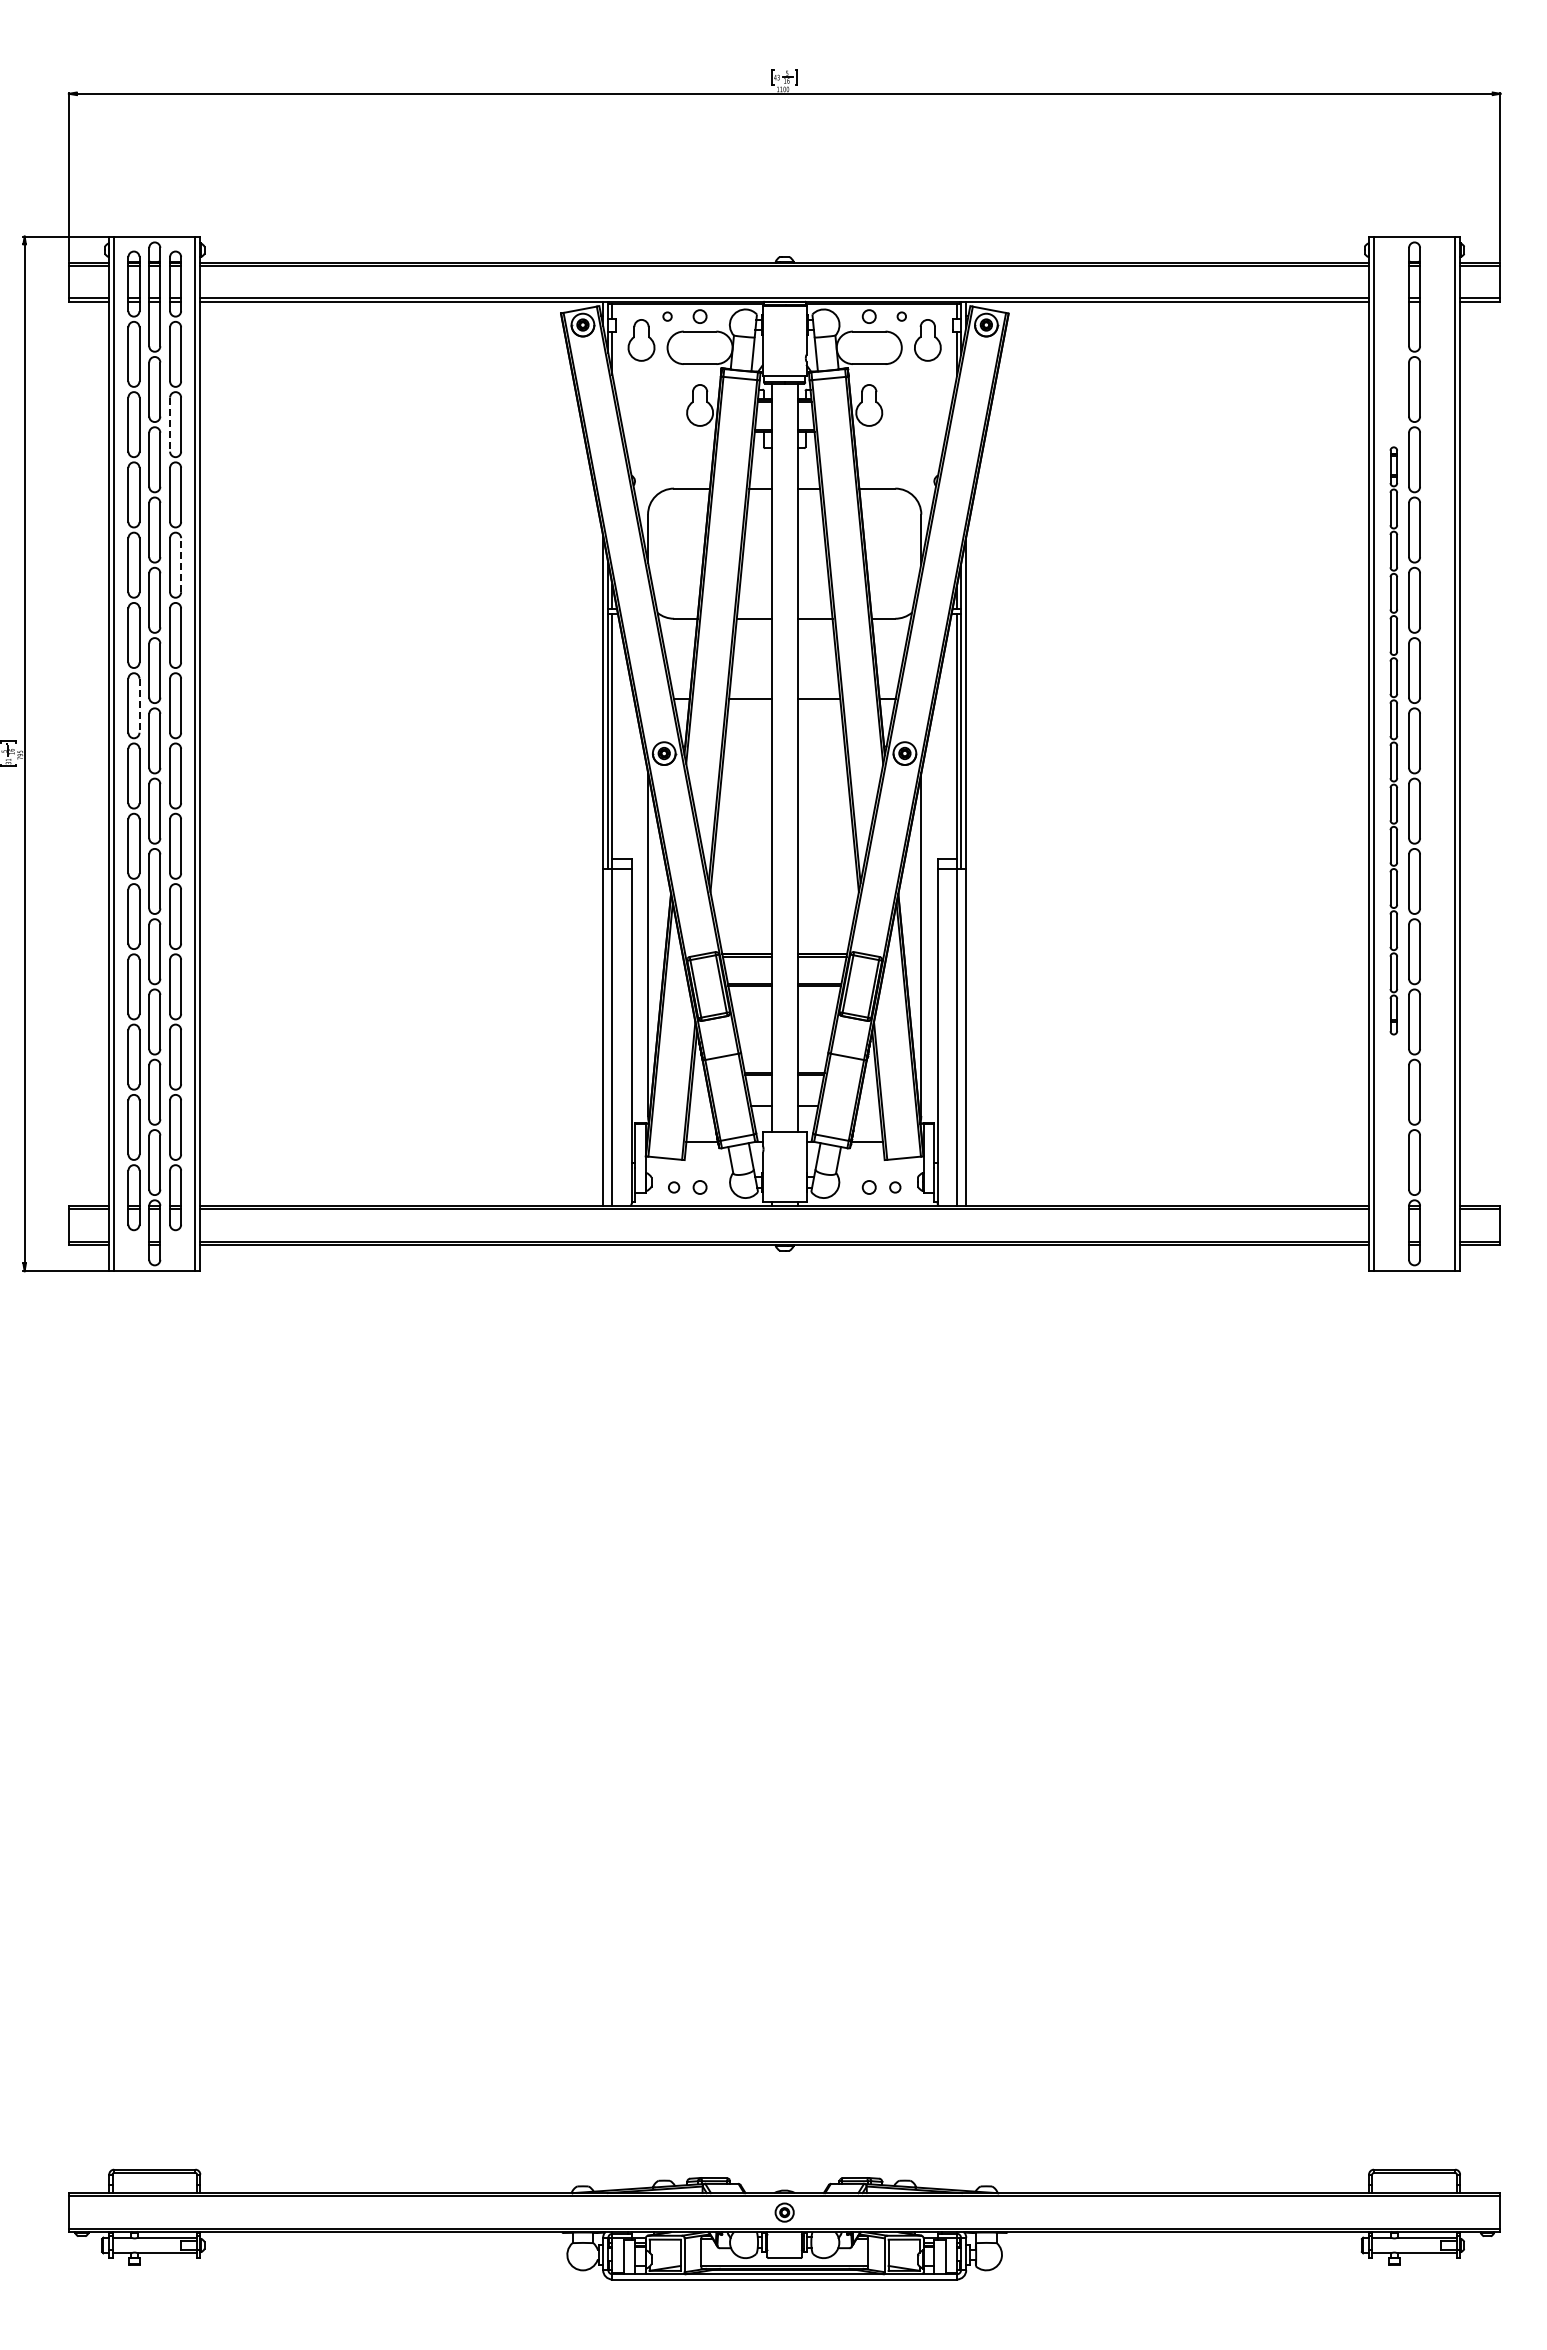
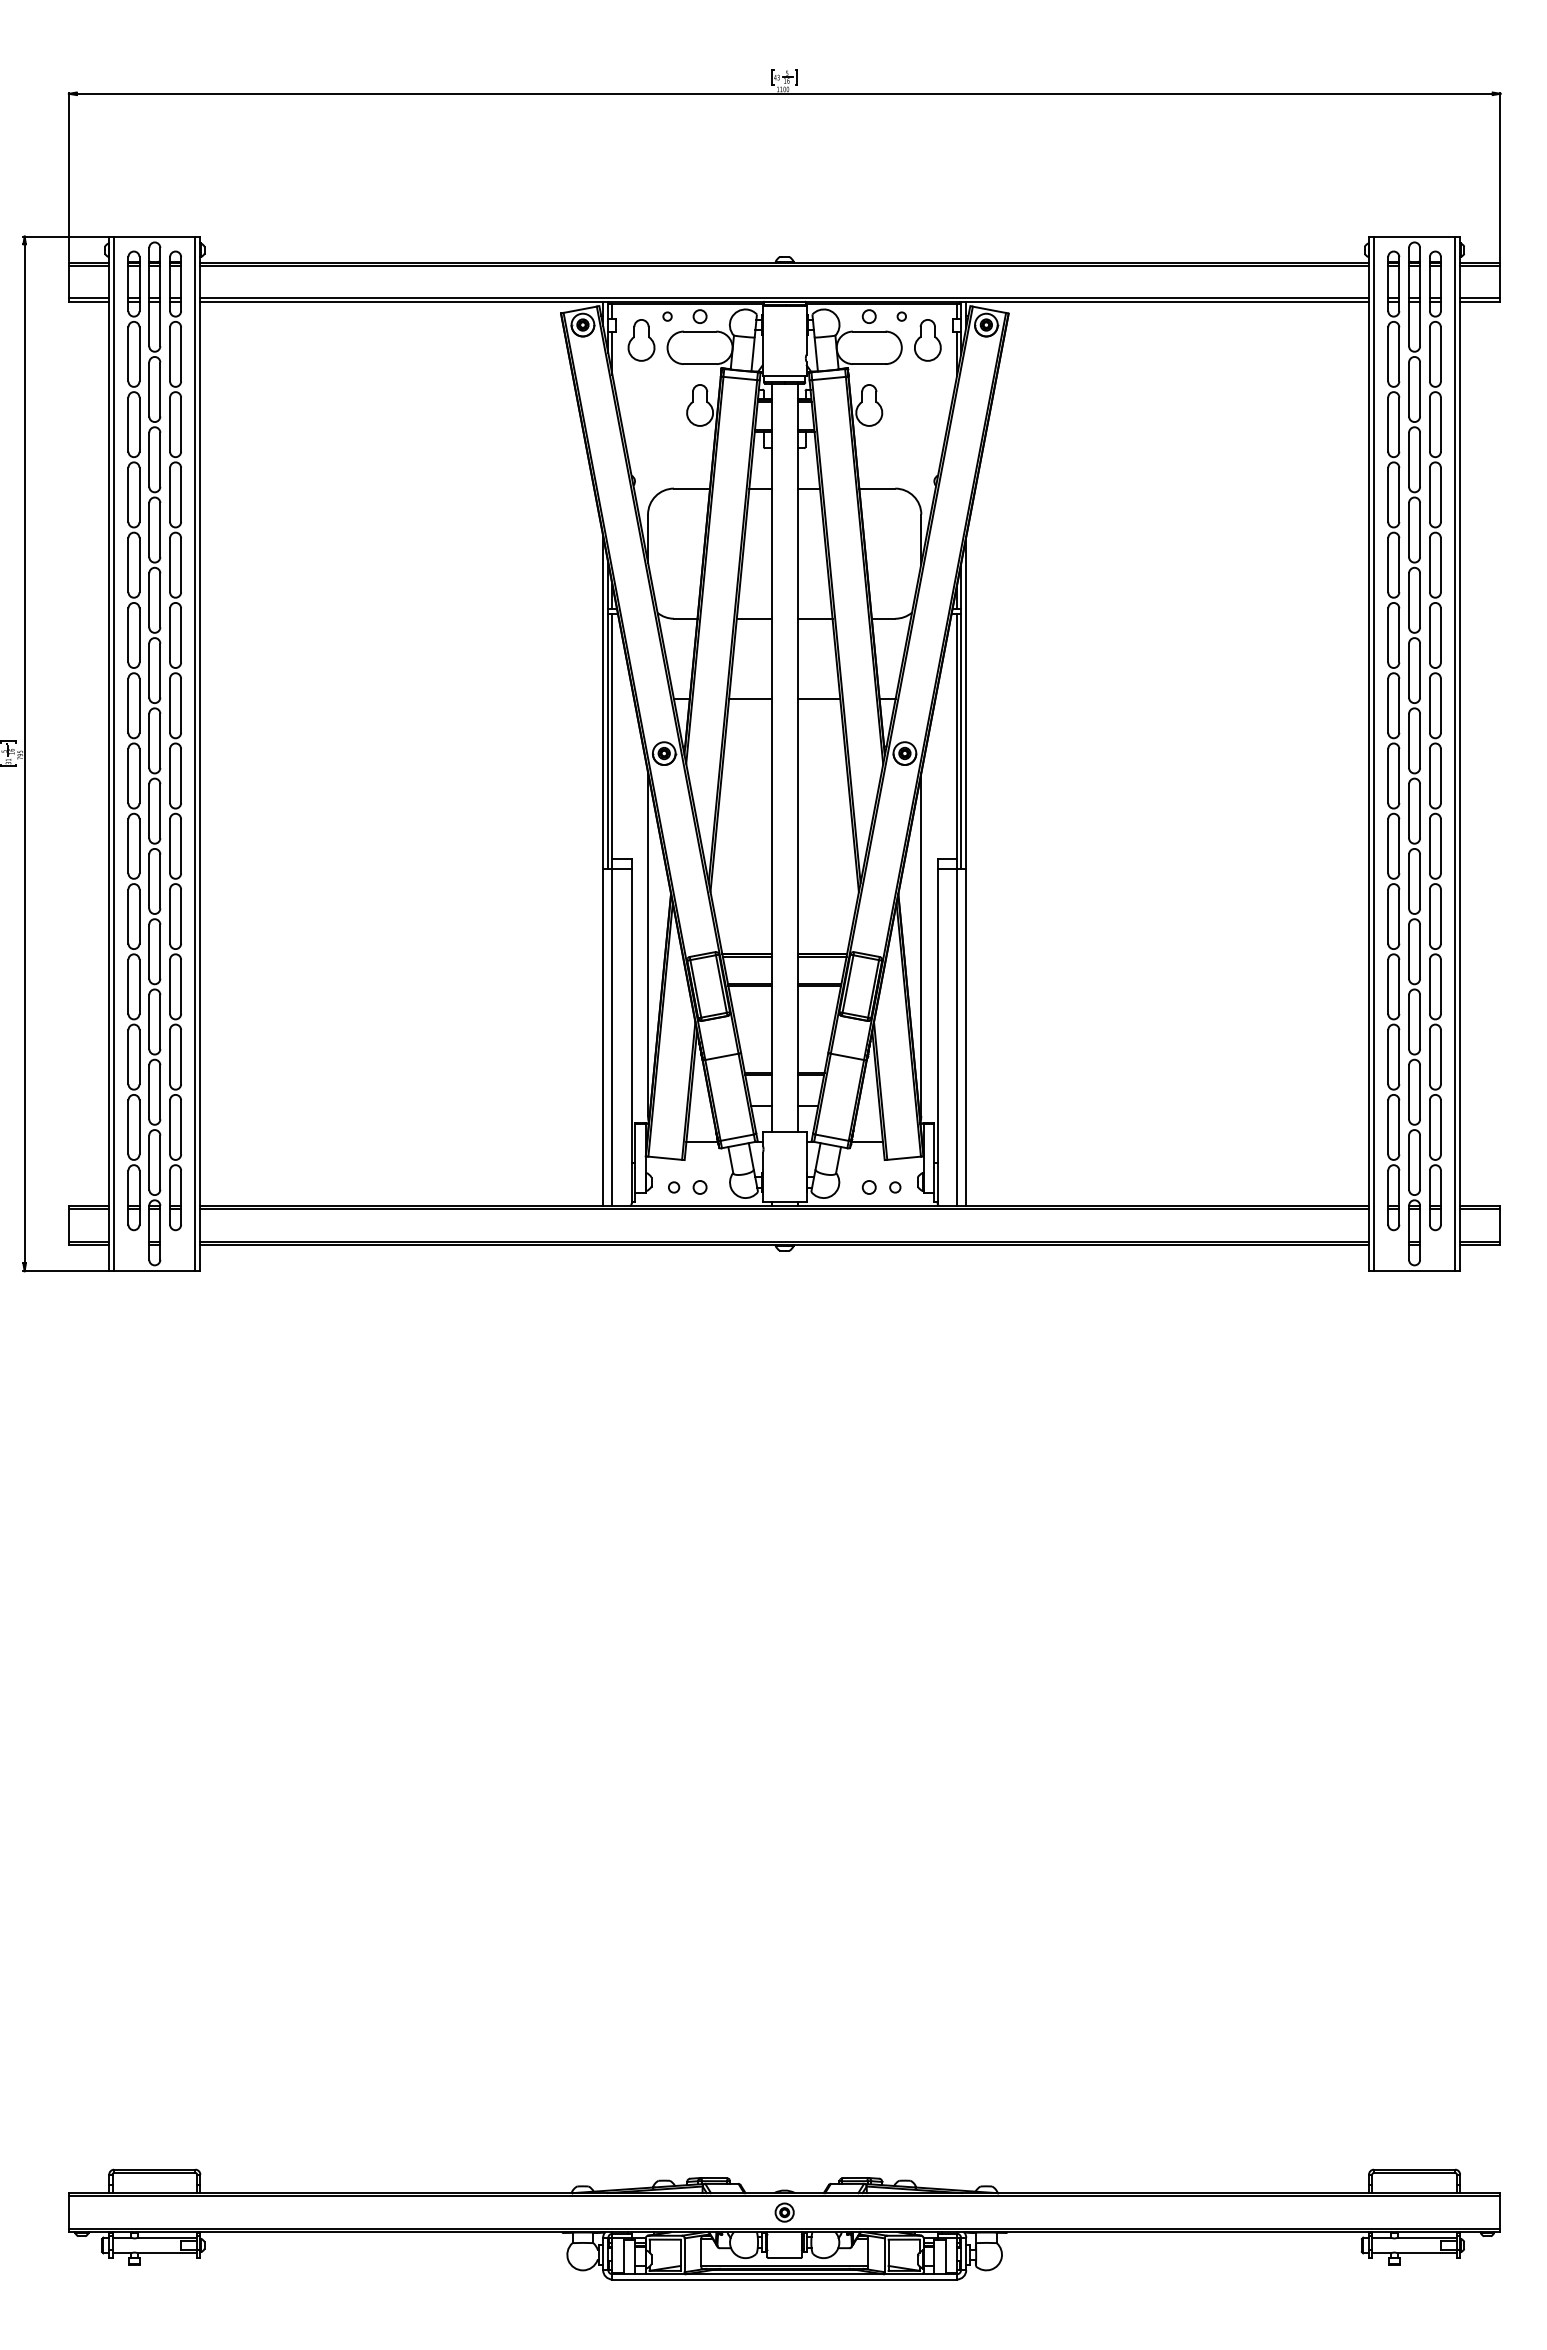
line: dashed -> solid (170, 425)
line: dashed -> solid (181, 564)
line: dashed -> solid (139, 706)
part size: 9x590 px -> 14x982 px (1393, 740)
part: none -> present (1435, 740)
